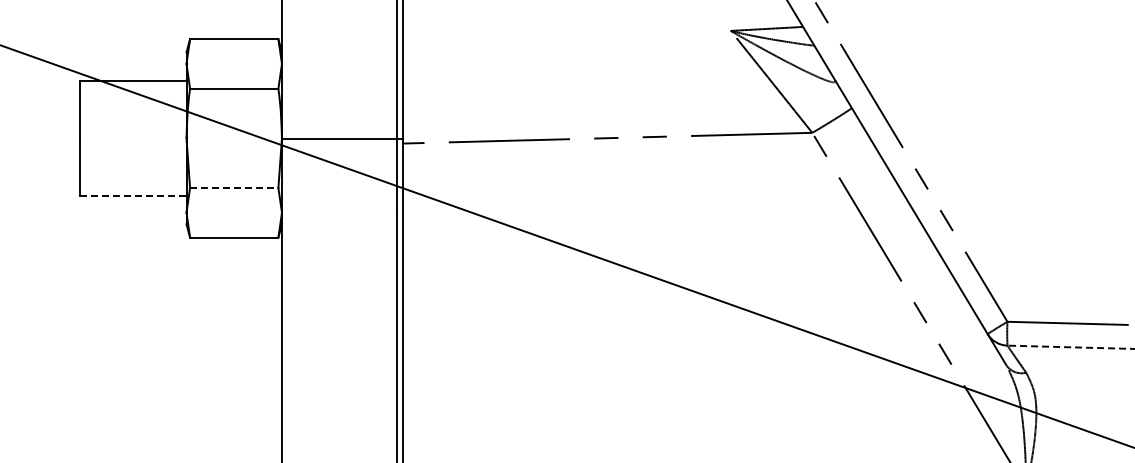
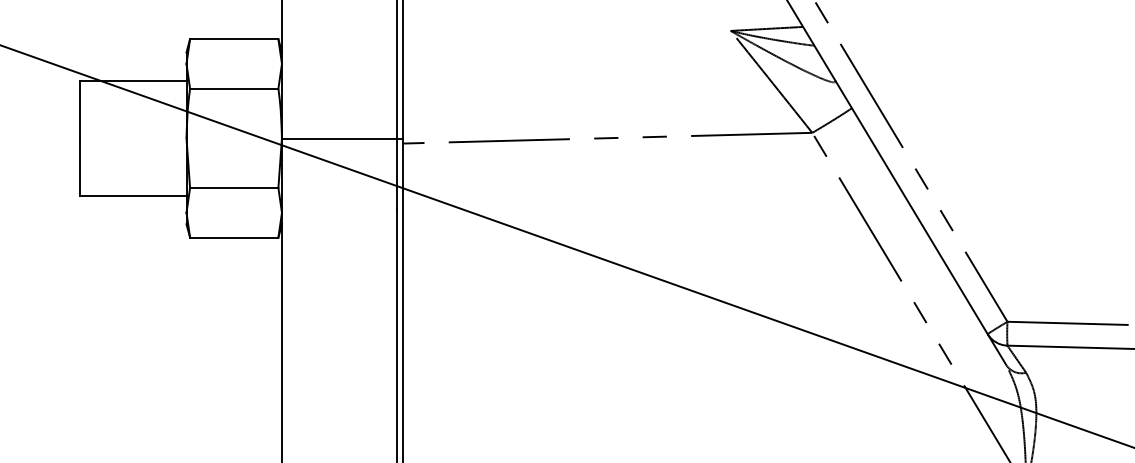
line: dashed -> solid (234, 187)
line: dashed -> solid (133, 195)
line: dashed -> solid (1070, 347)
